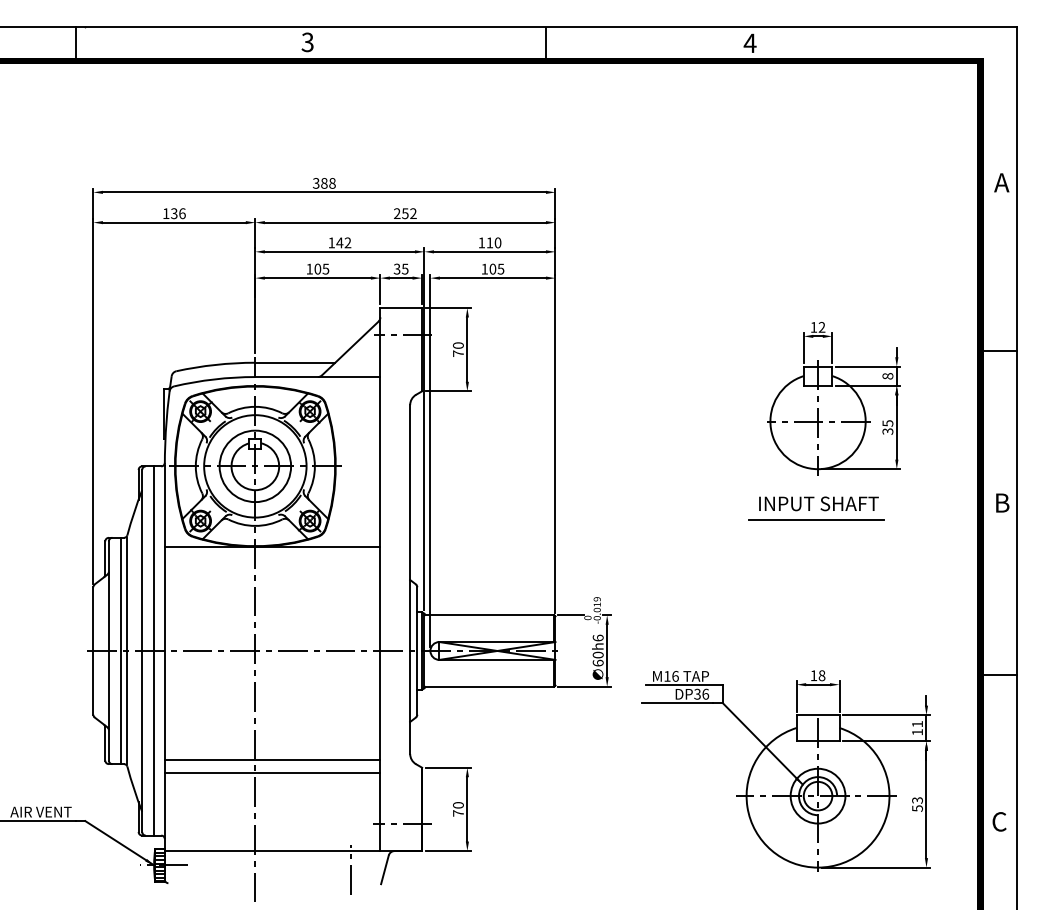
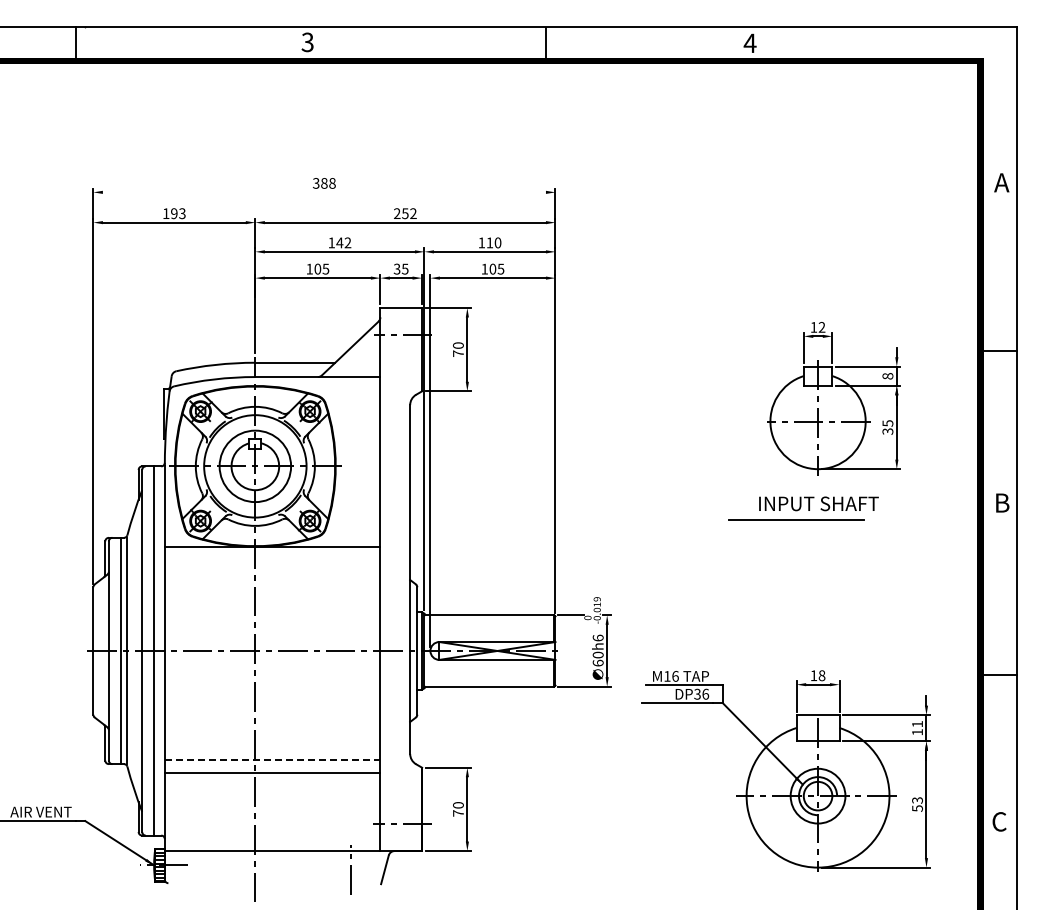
line: present -> none (323, 192)
text: 136 -> 193 (178, 213)
line position: (816, 519) -> (796, 519) (796, 519)
line: solid -> dashed (272, 759)
